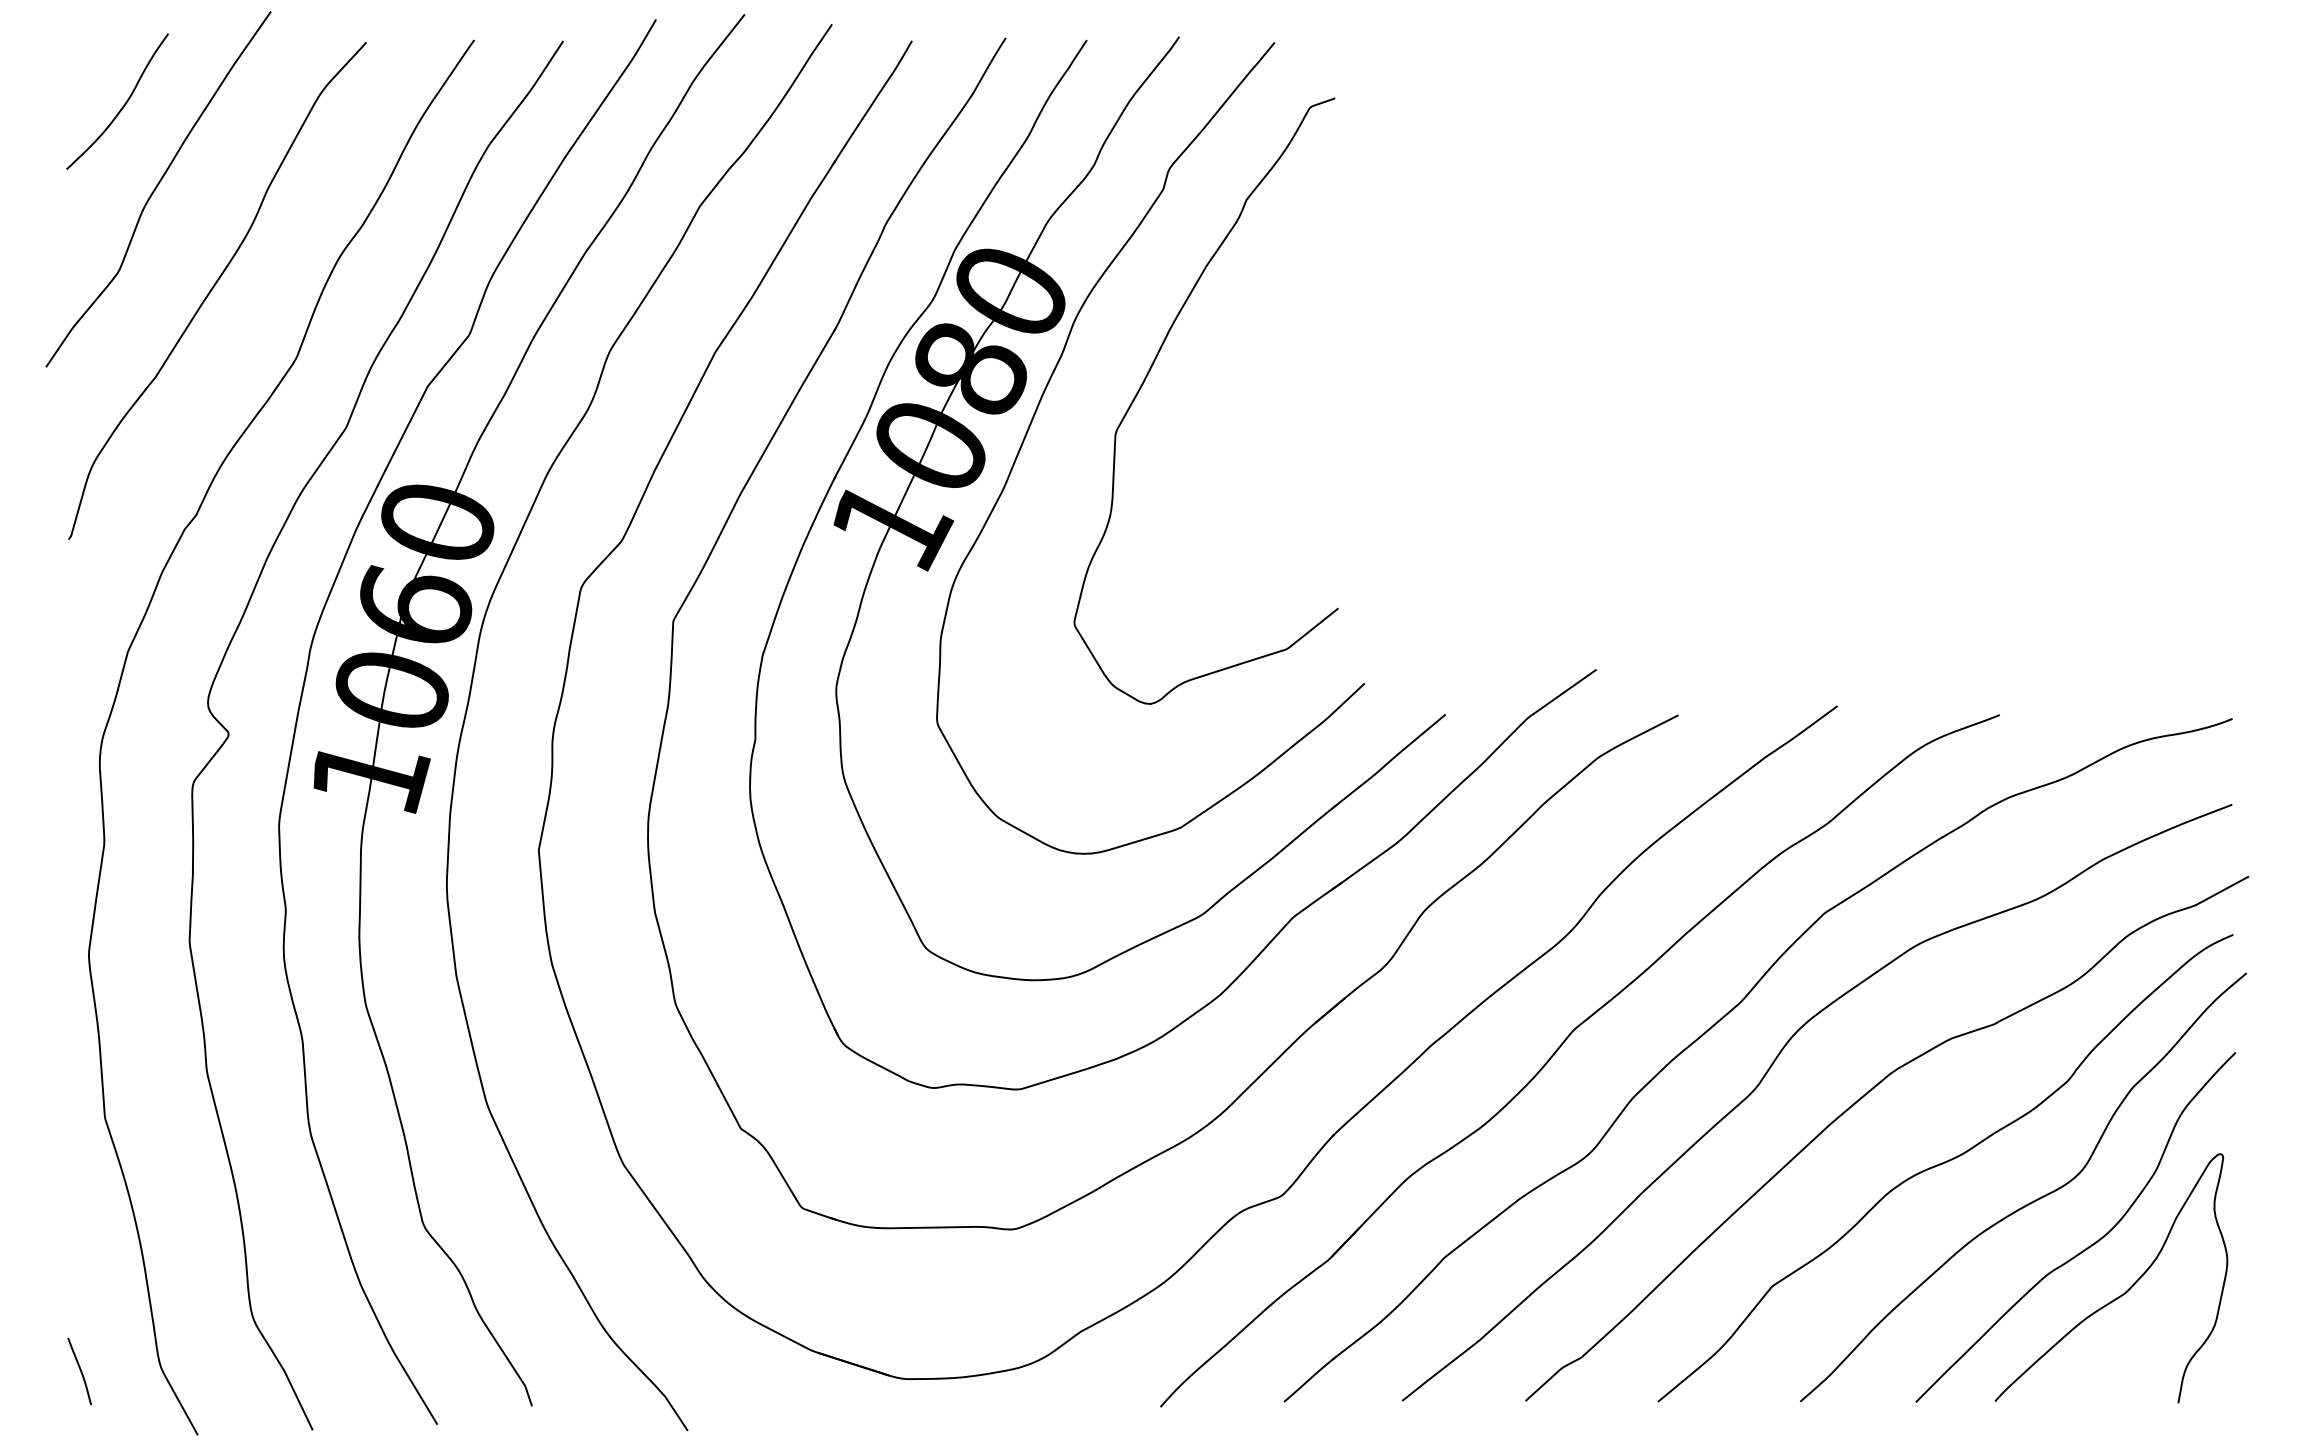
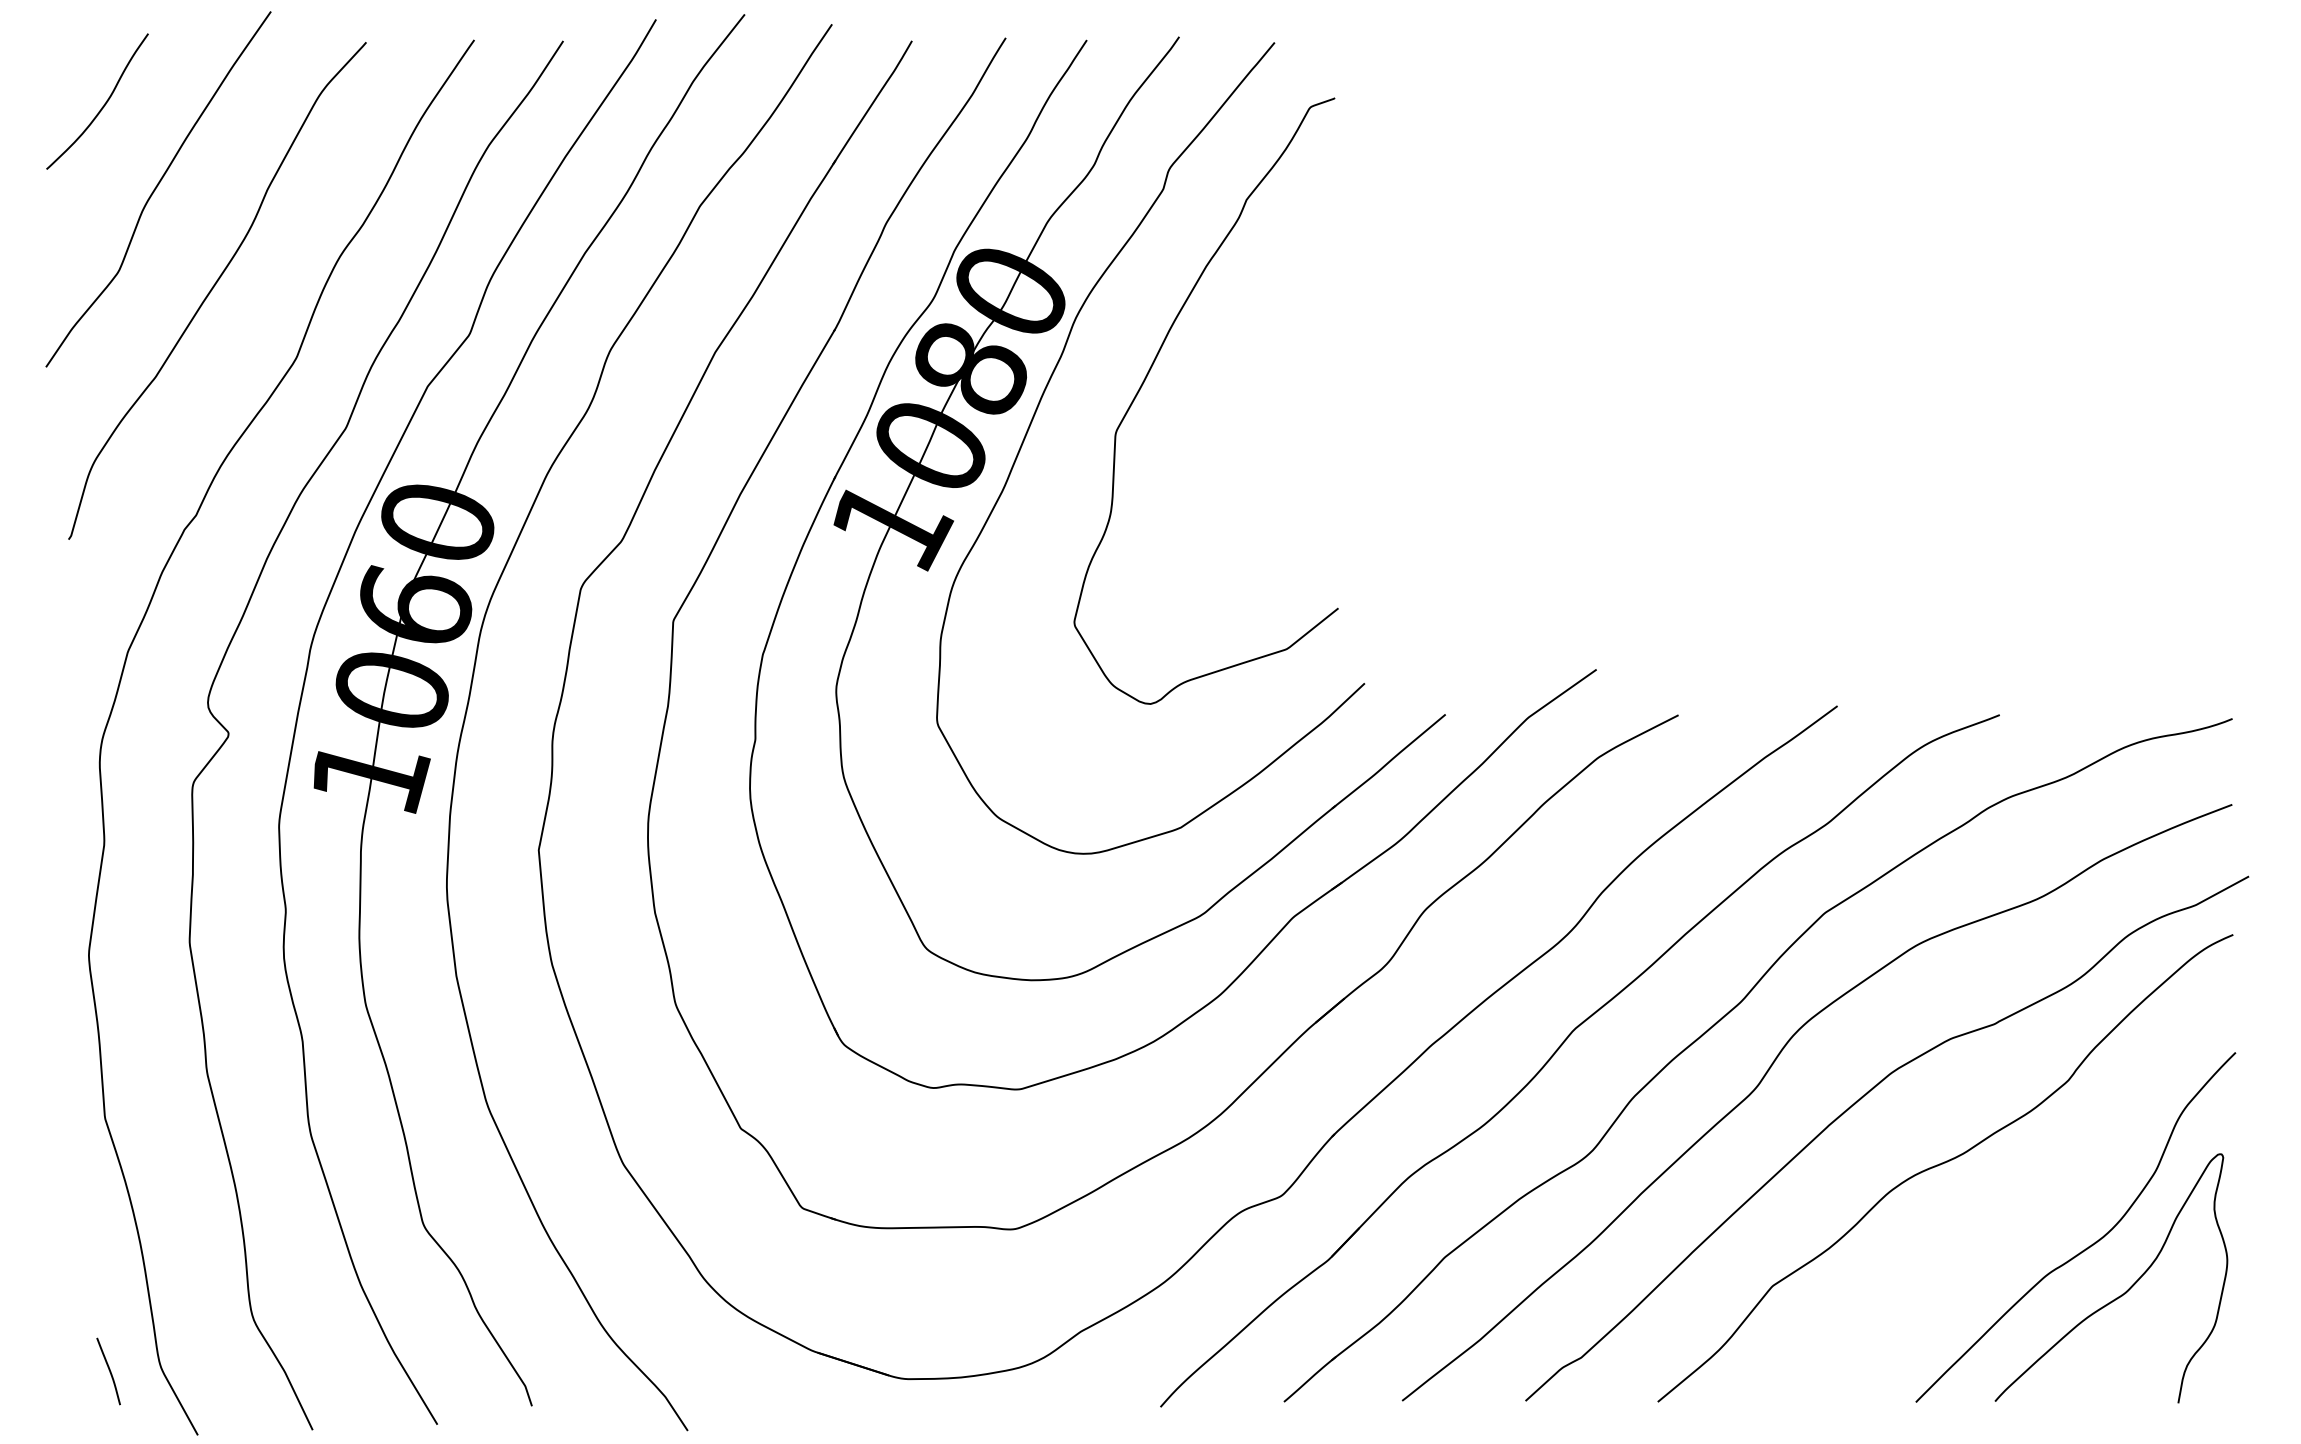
curve position: (122, 106) -> (102, 106) (102, 106)
curve: present -> none (2031, 1201)
curve position: (79, 1370) -> (108, 1370) (108, 1370)
